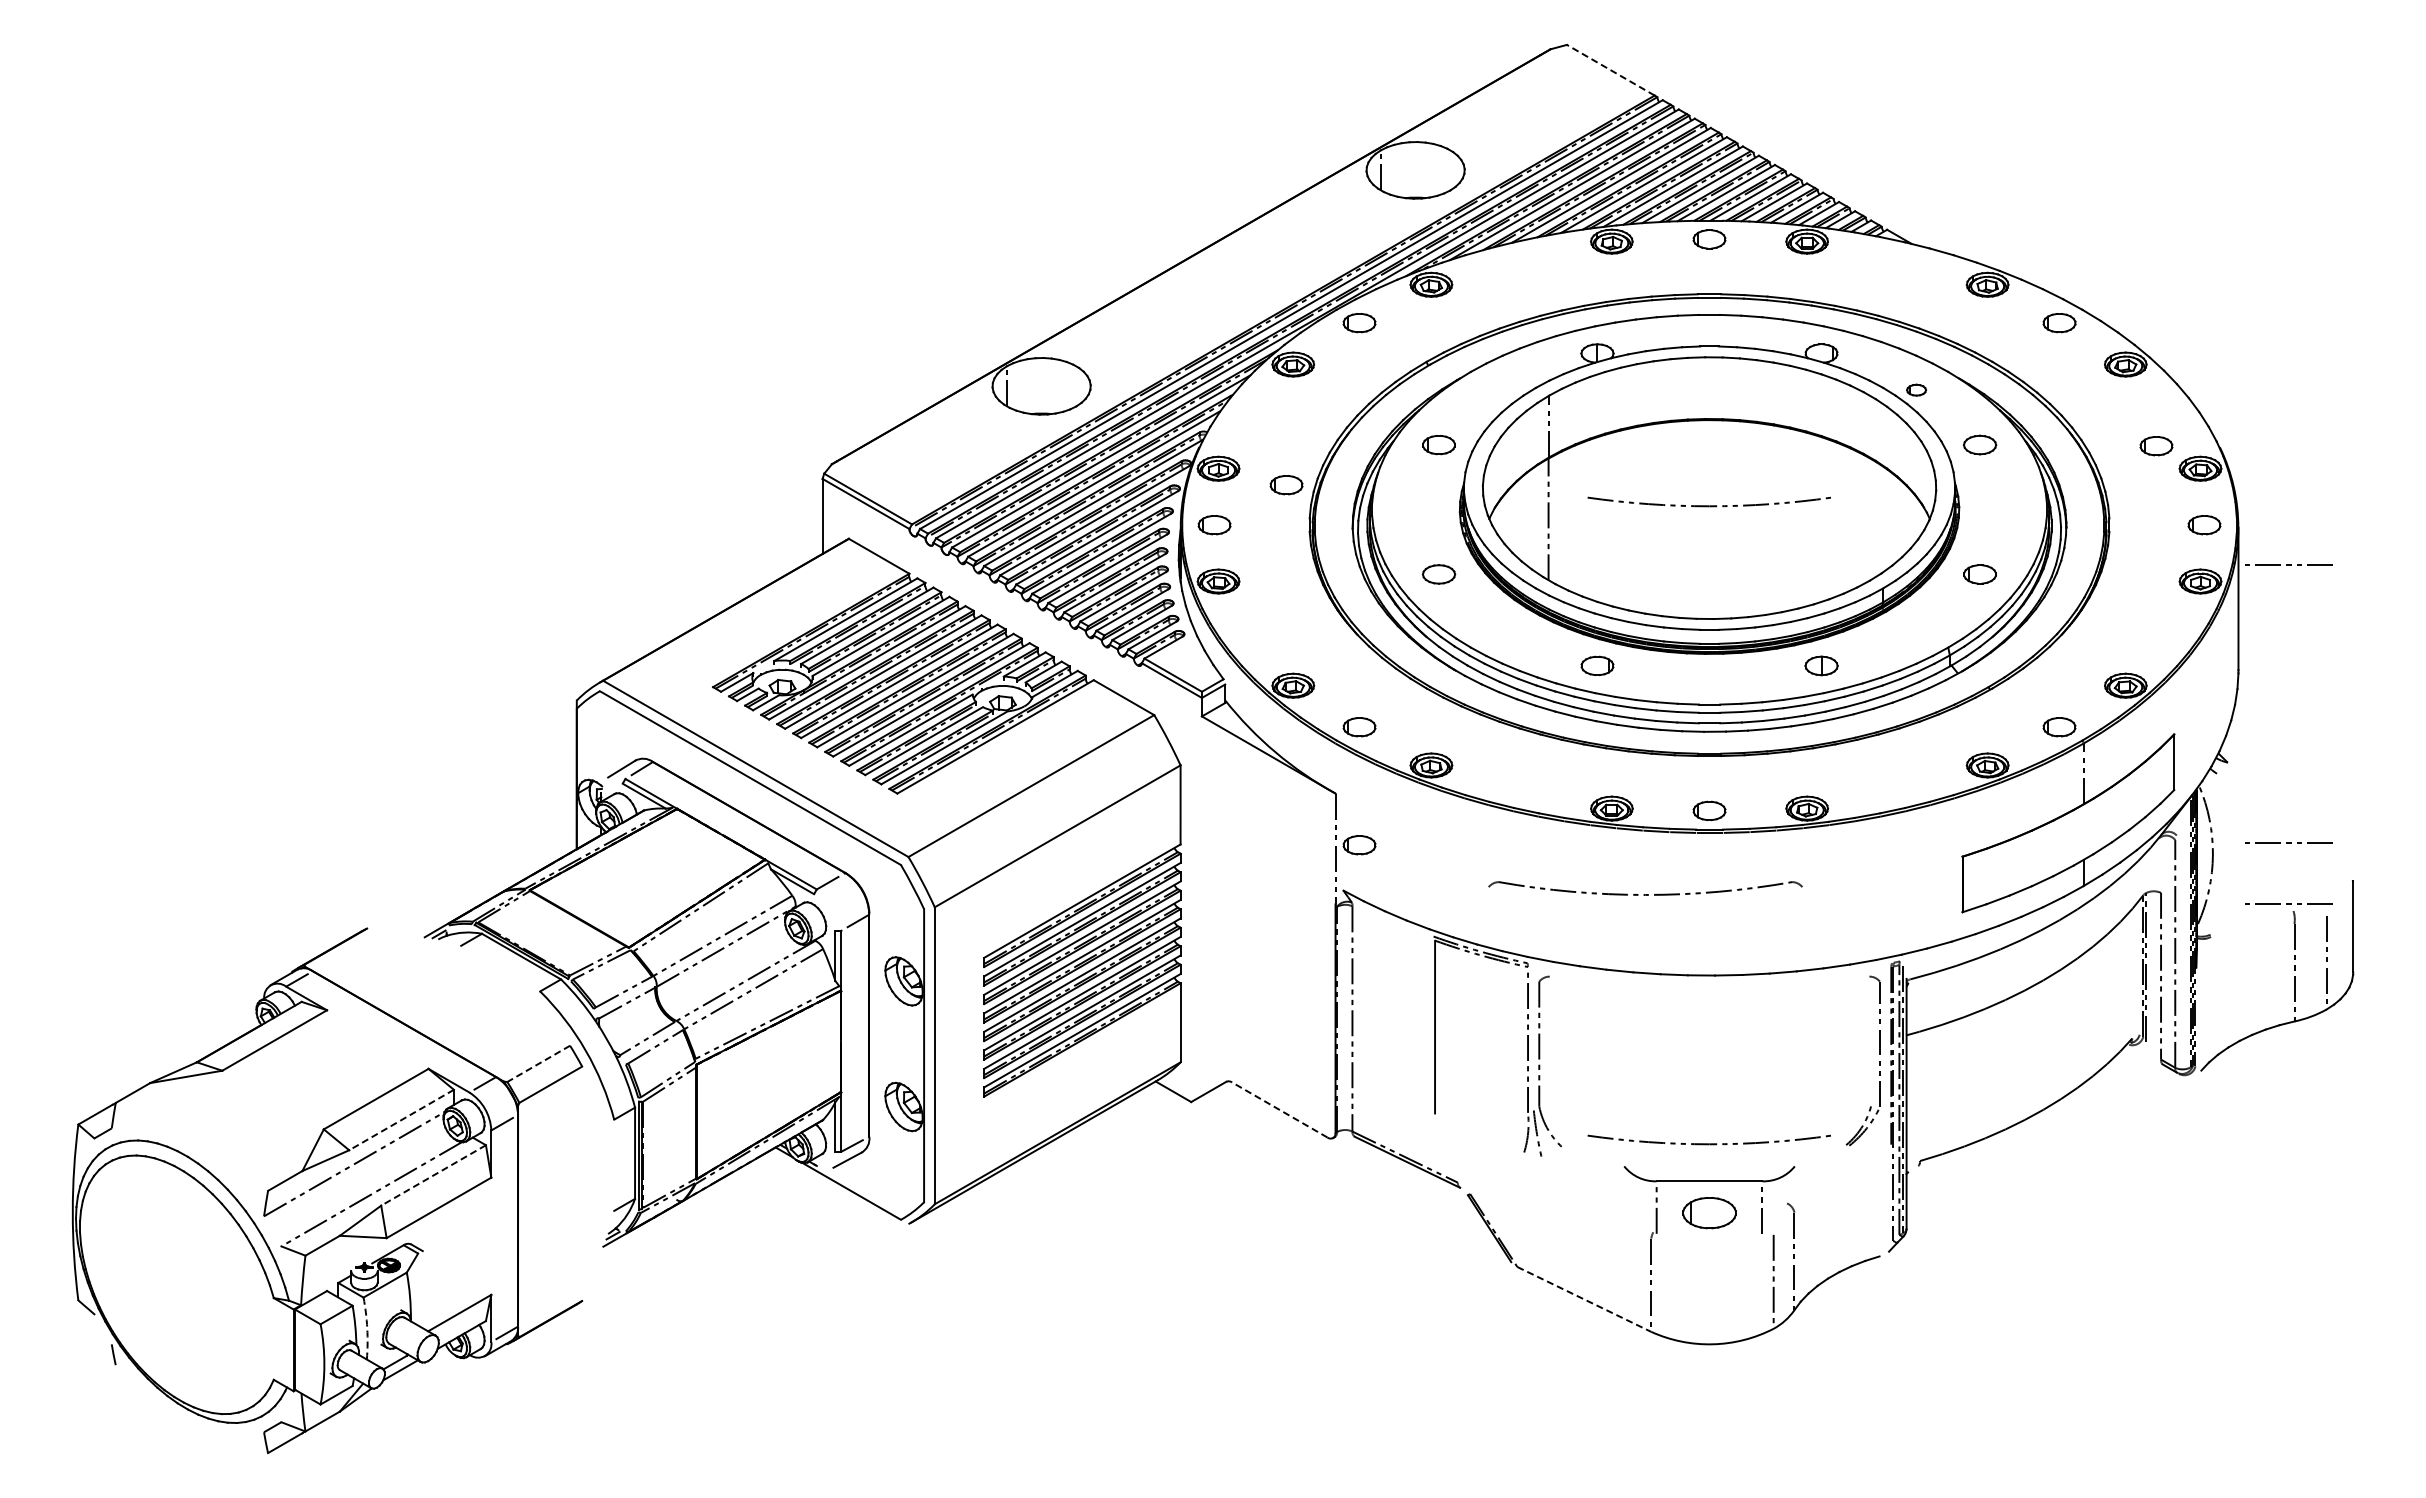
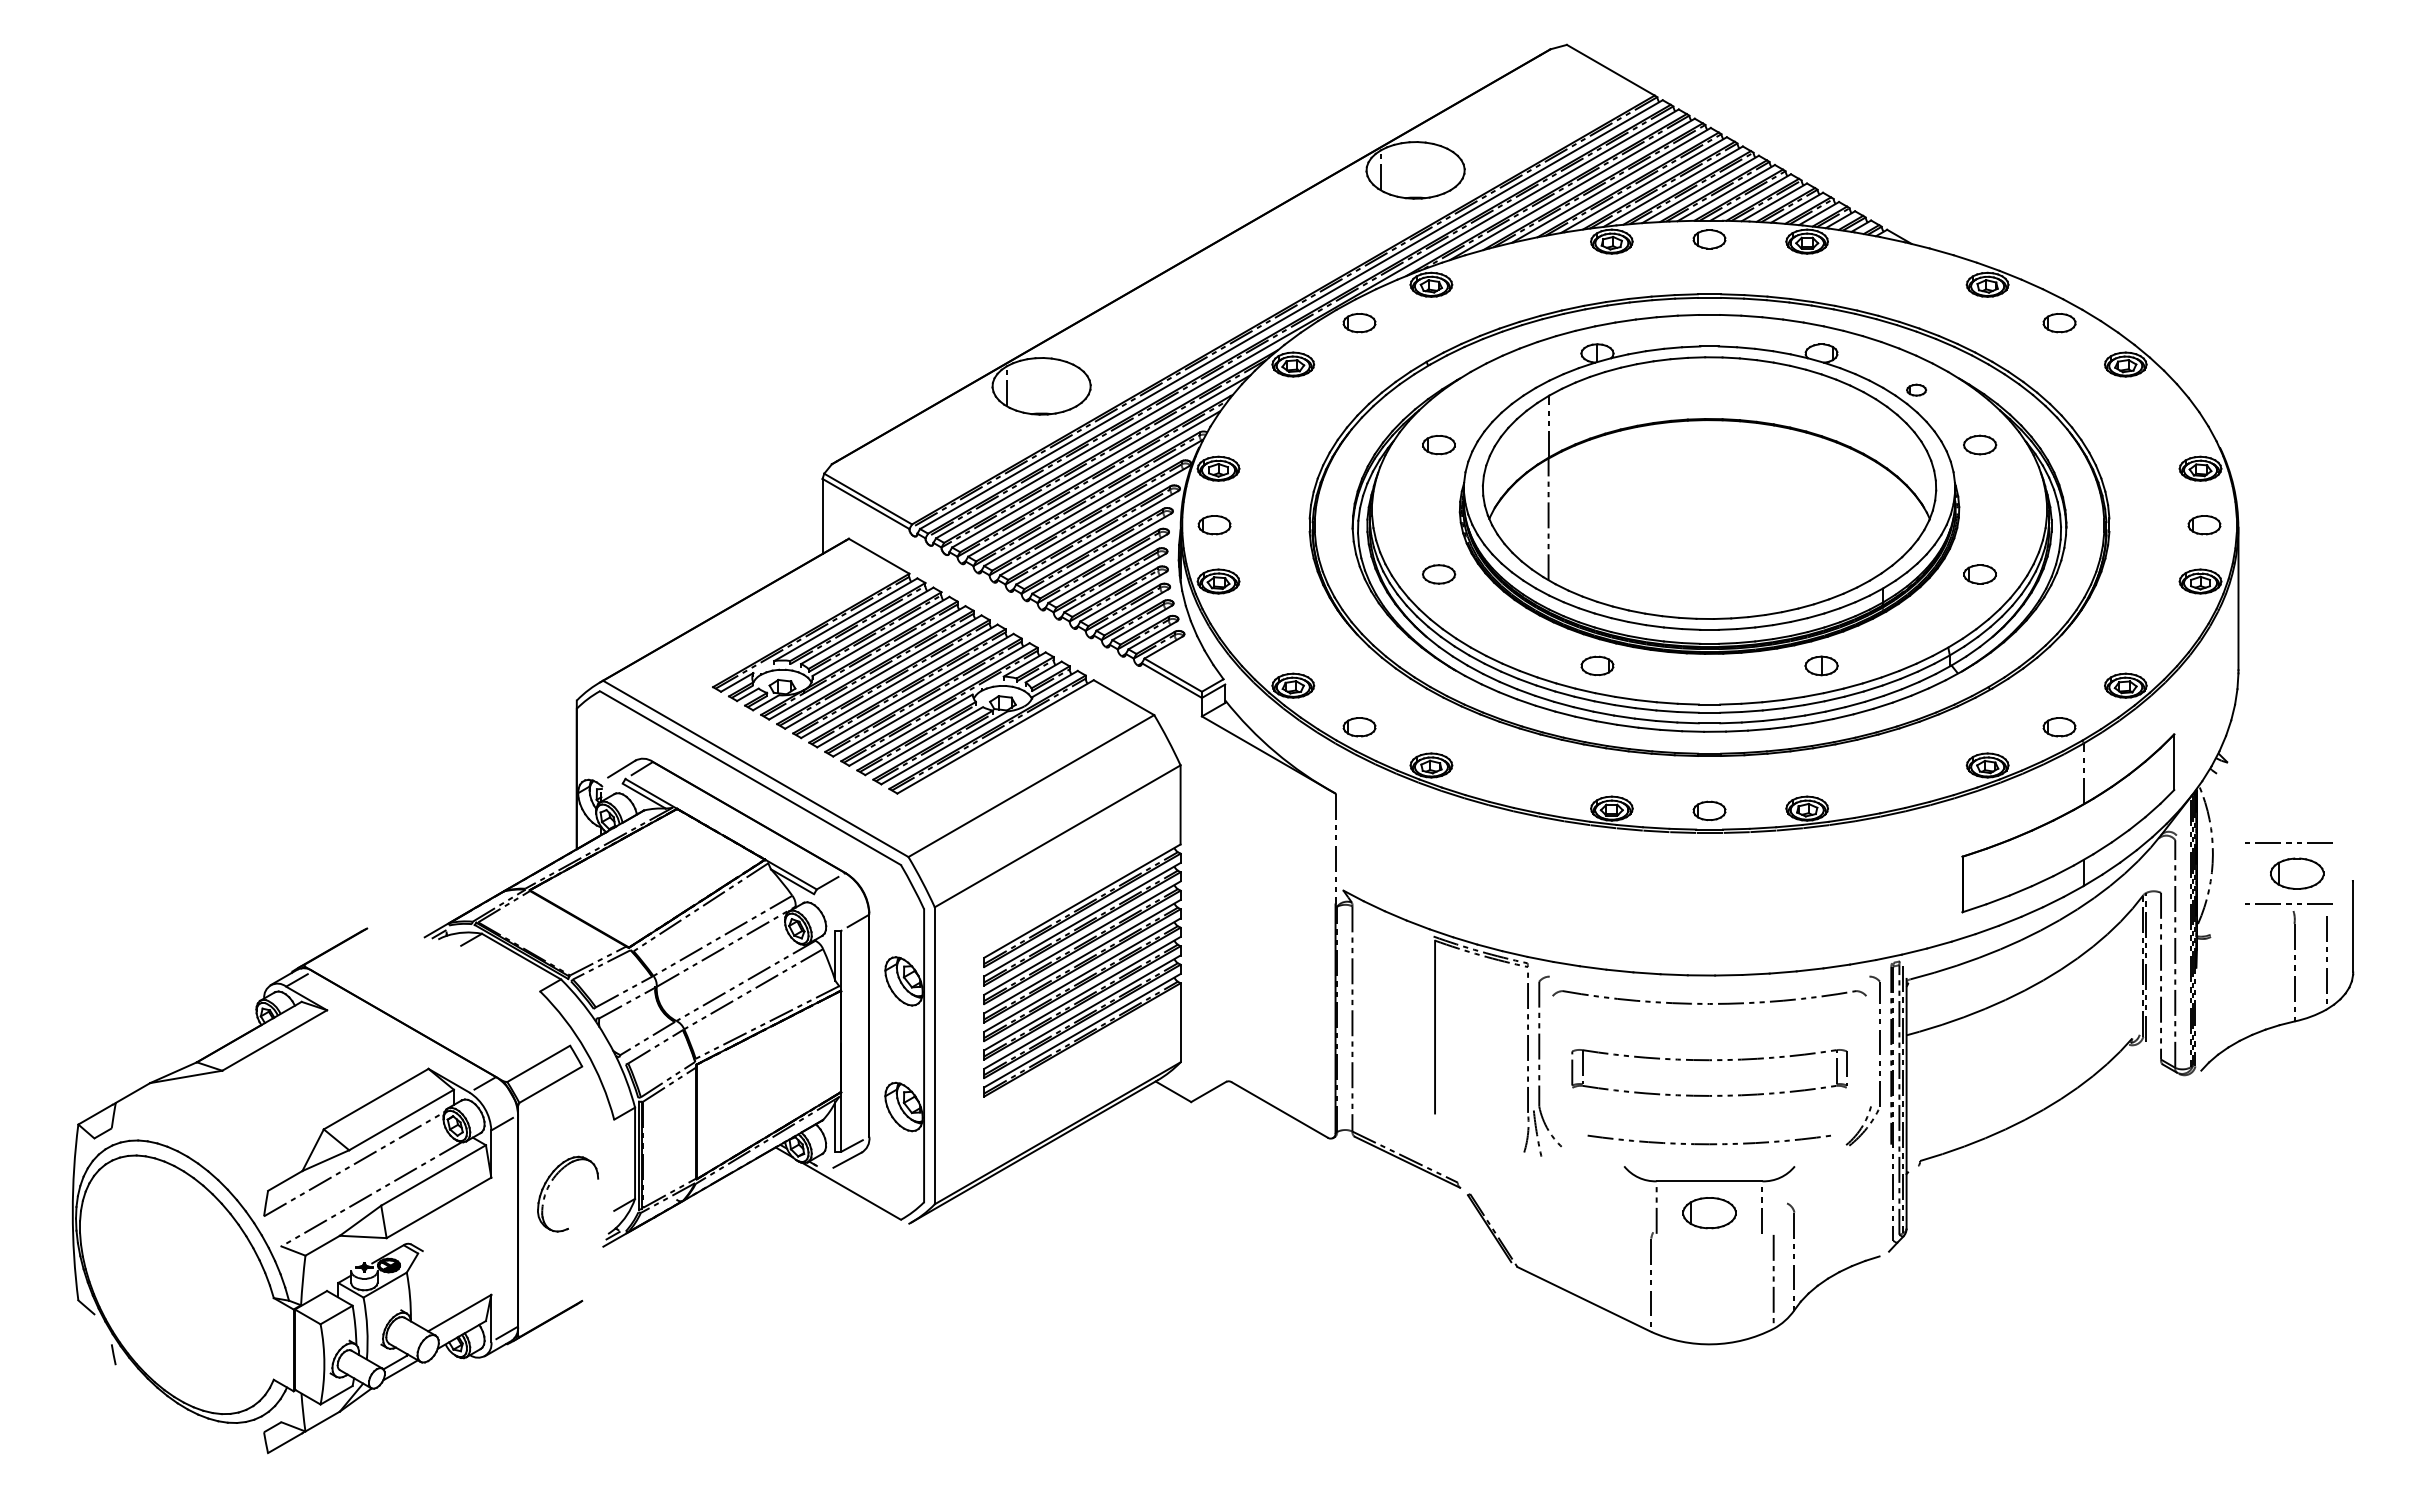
line: dashed -> solid (1610, 70)
part: present -> none (2156, 446)
part: present -> none (1286, 485)
arc: present -> none (1708, 505)
line: present -> none (2288, 564)
part: present -> none (1359, 845)
part: none -> present (2297, 873)
part position: (1645, 888) -> (1709, 997) (1709, 997)
part: none -> present (1709, 1061)
line: dashed -> solid (538, 1064)
line: dashed -> solid (1279, 1109)
line: dashed -> solid (401, 1120)
line: dashed -> solid (433, 1175)
part: none -> present (553, 1180)
line: dashed -> solid (1584, 1299)
arc: dashed -> solid (367, 1328)
